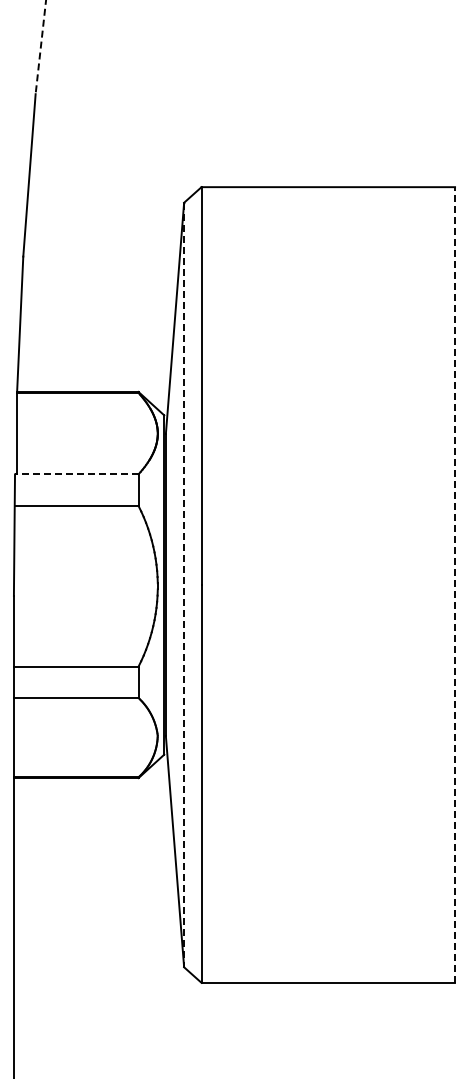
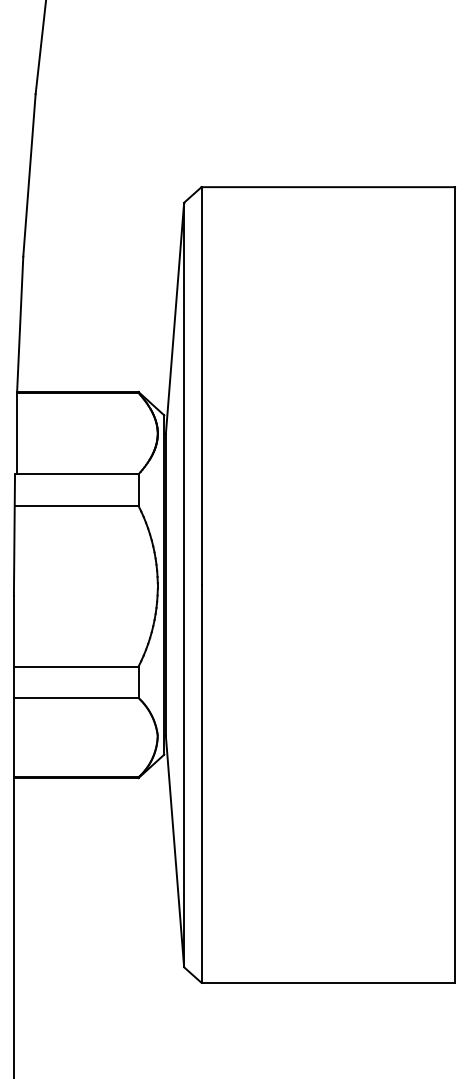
line: dashed -> solid (40, 47)
line: dashed -> solid (76, 474)
line: dashed -> solid (184, 585)
line: dashed -> solid (455, 585)
